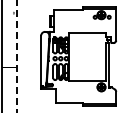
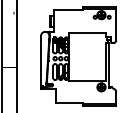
line: dashed -> solid (17, 56)
